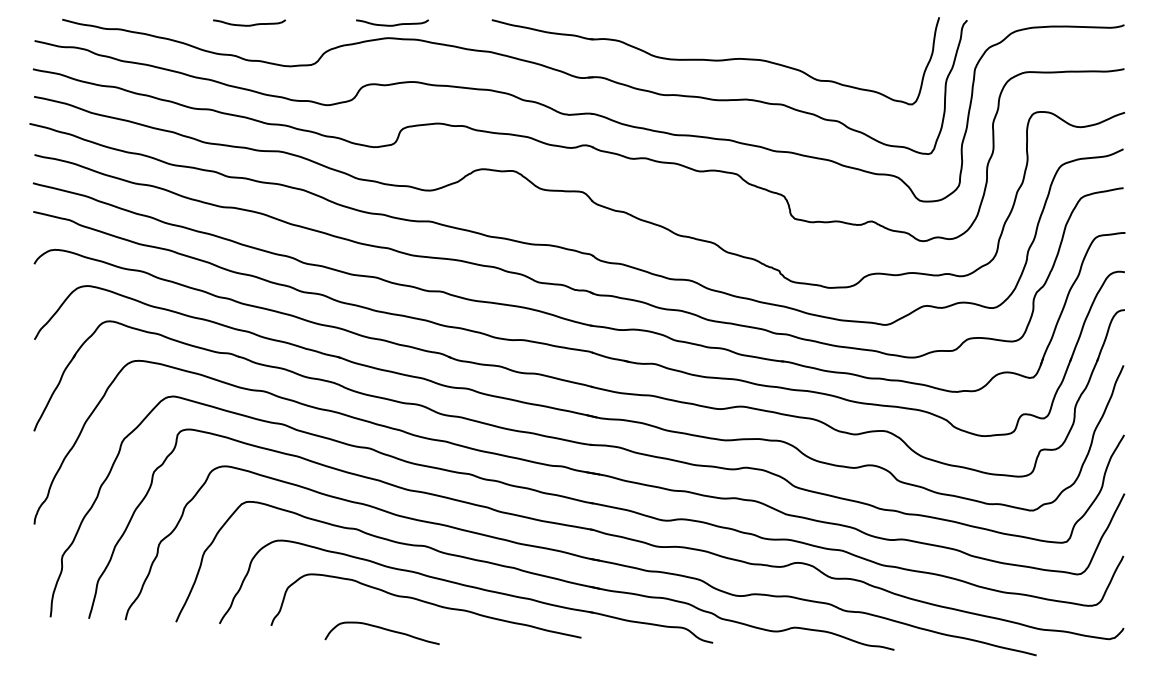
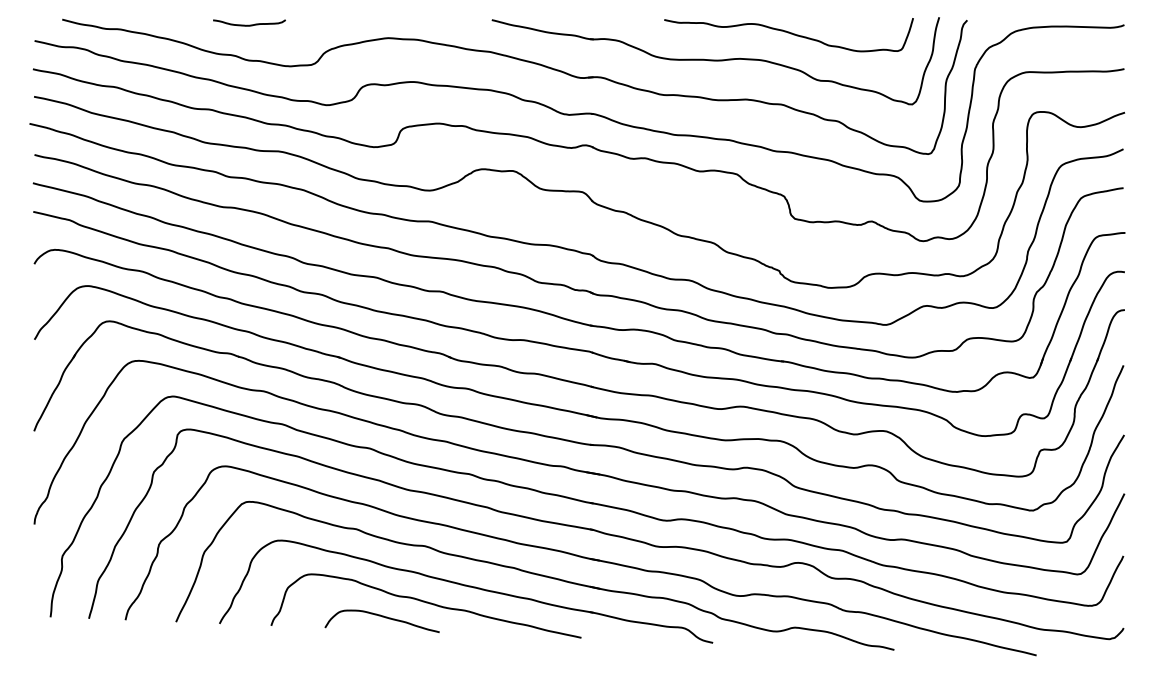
curve: present -> none (392, 24)
curve: none -> present (788, 33)
curve position: (382, 629) -> (382, 617) (382, 617)
